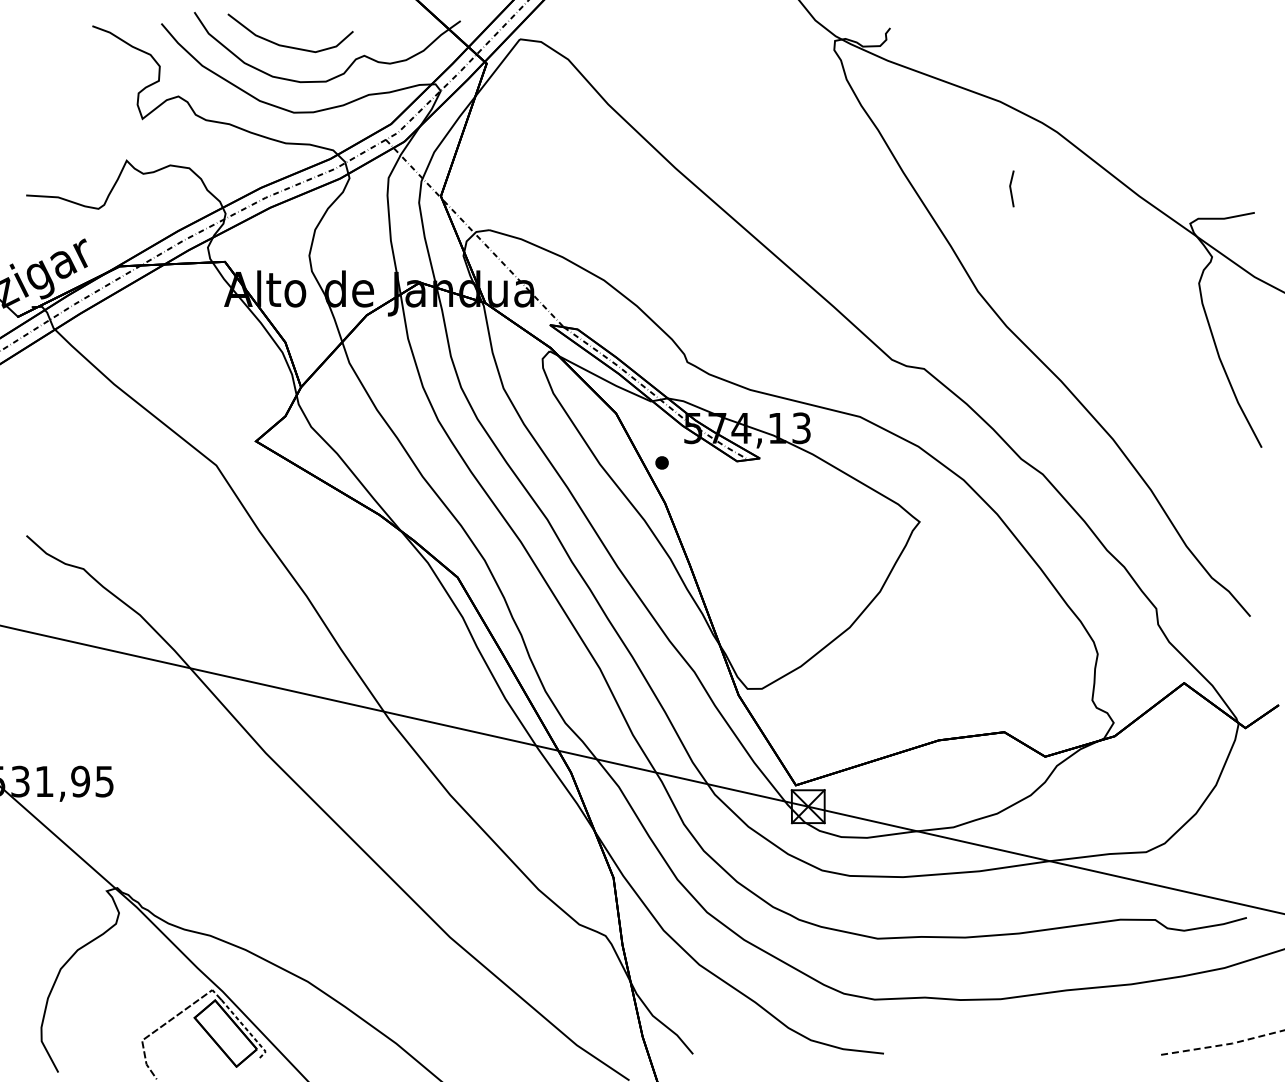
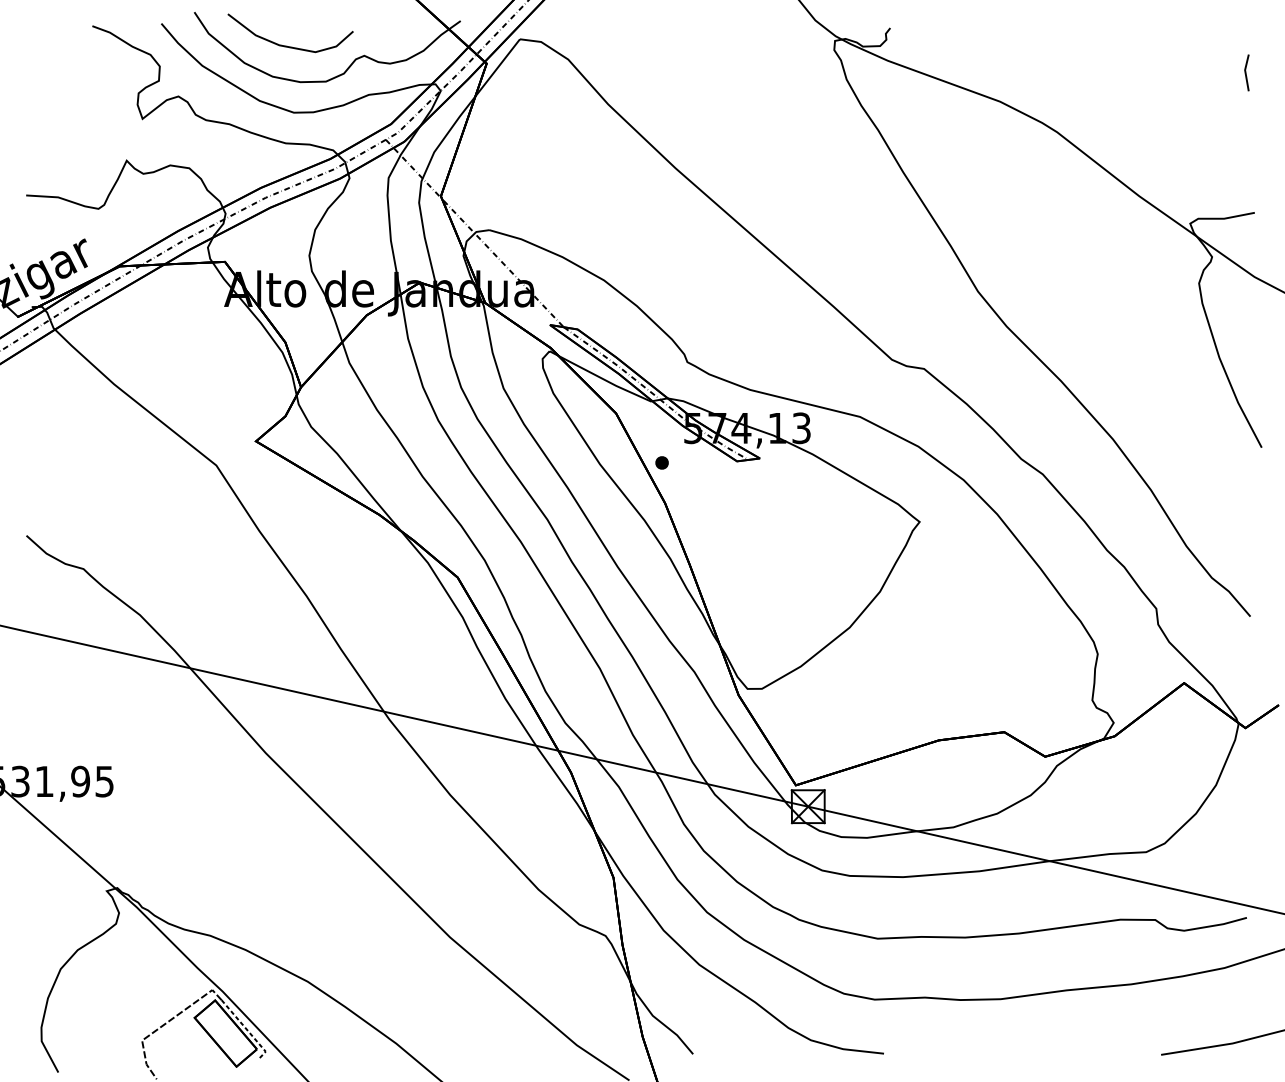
line position: (1011, 188) -> (1246, 72) (1246, 72)
line: dashed -> solid (1223, 1044)
